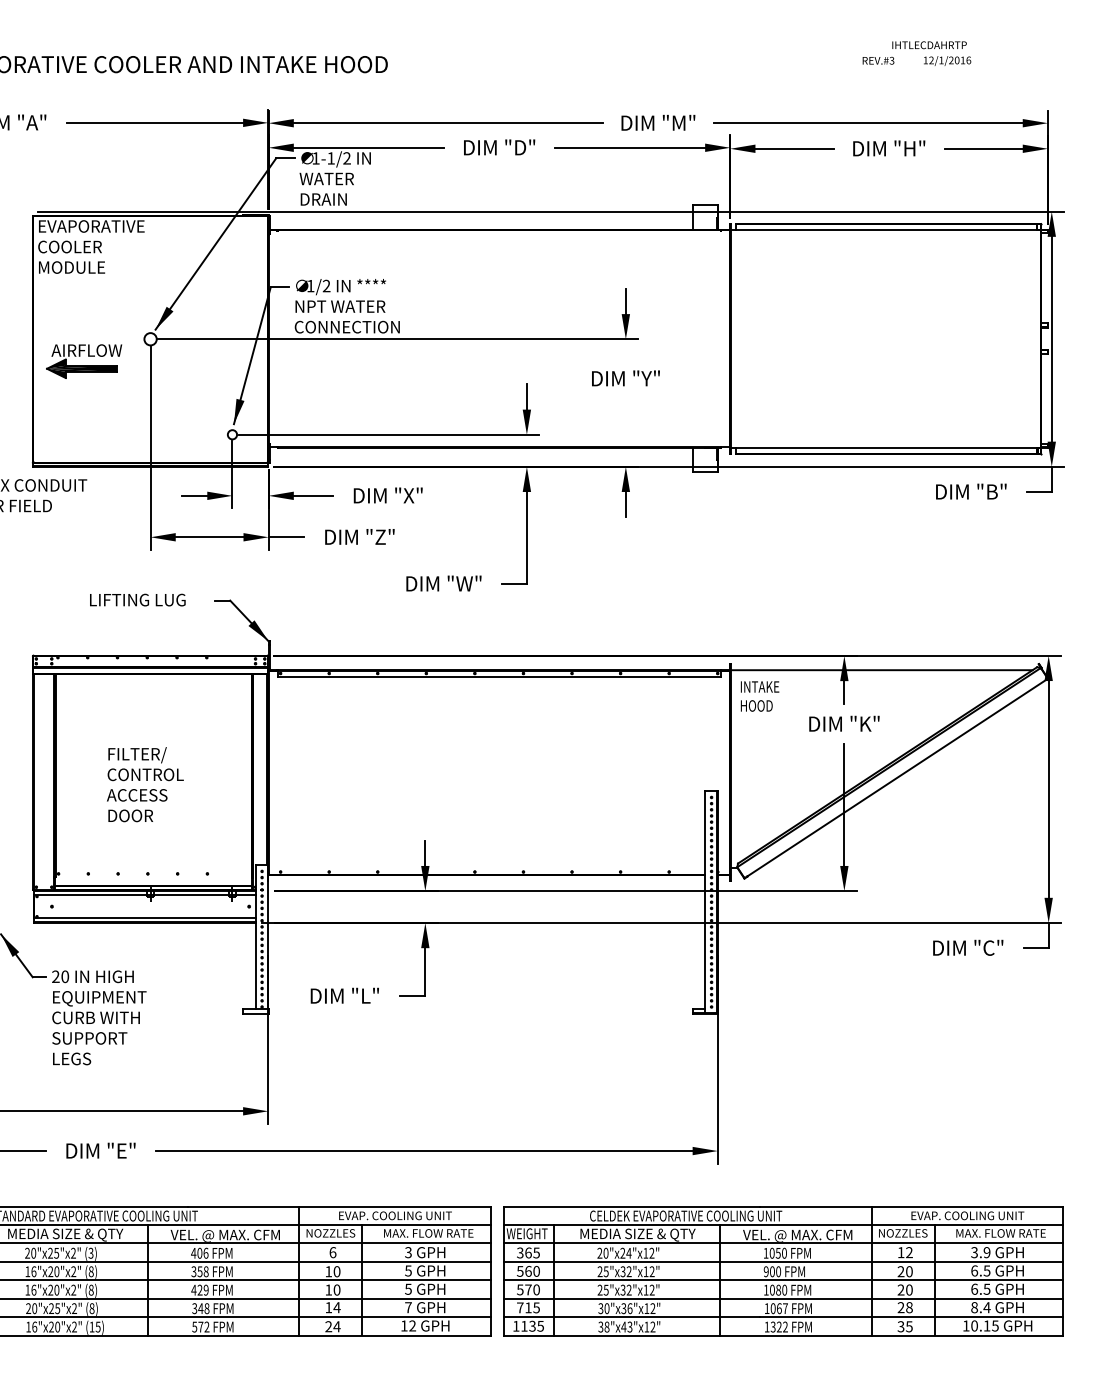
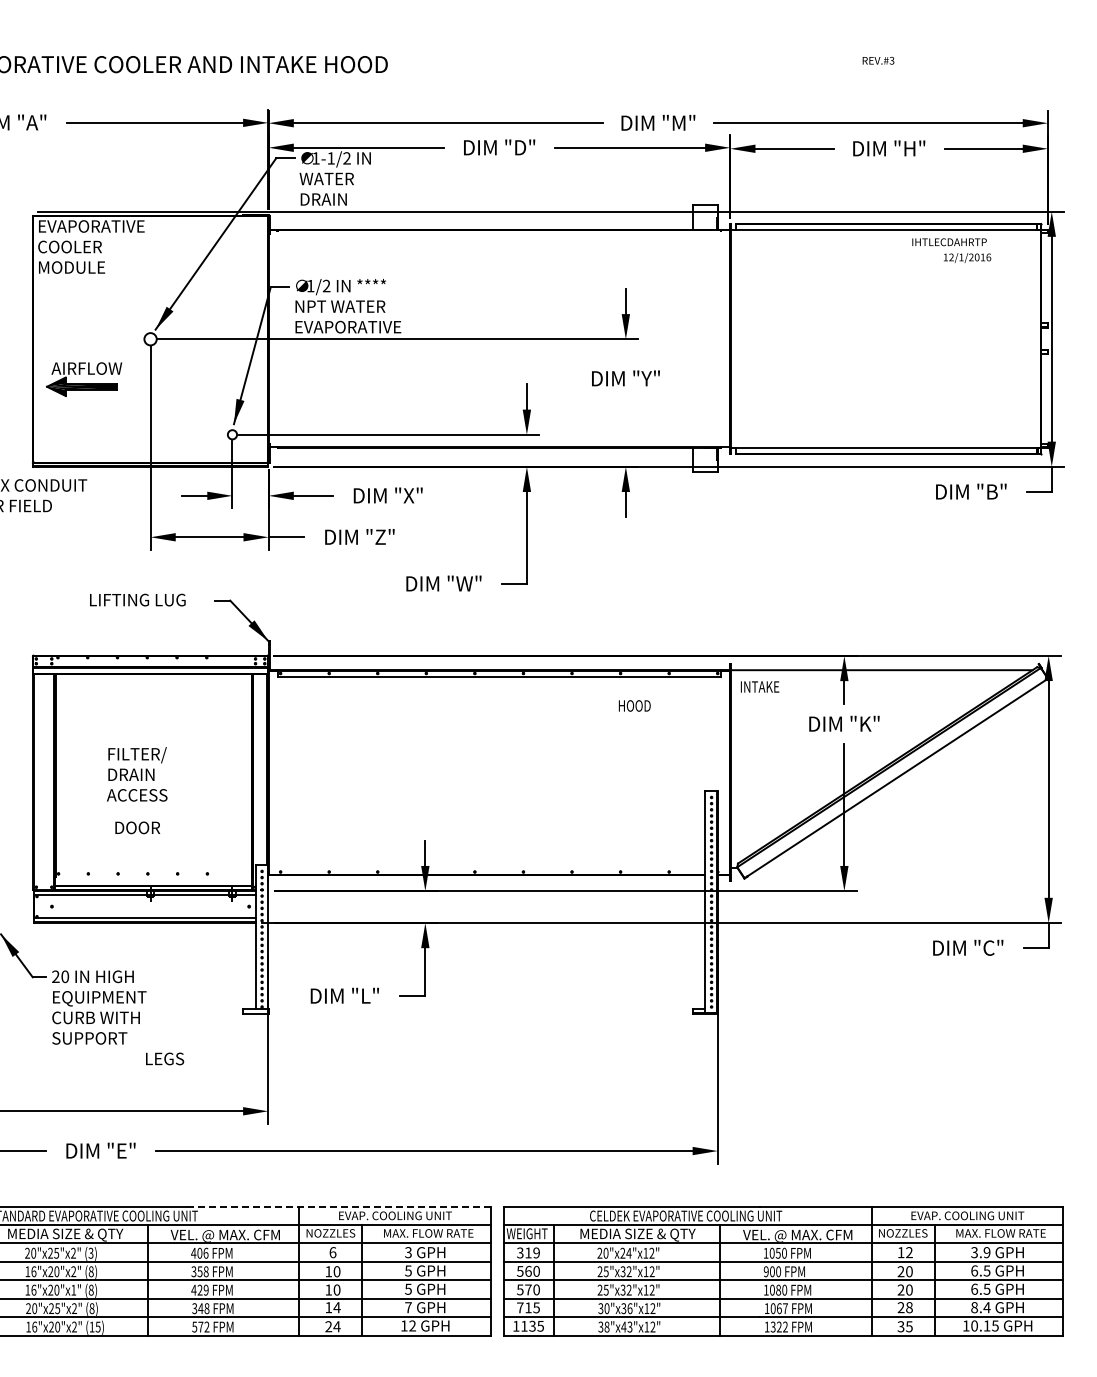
text position: (931, 53) -> (951, 250) (951, 250)
text: CONNECTION -> EVAPORATIVE (347, 326)
part position: (84, 361) -> (84, 379) (84, 379)
text position: (756, 705) -> (634, 705) (634, 705)
text: CONTROL -> DRAIN (145, 774)
text position: (130, 815) -> (137, 827) (137, 827)
text position: (72, 1058) -> (165, 1058) (165, 1058)
line: solid -> dashed (338, 1207)
text: 365 -> 319 (532, 1252)
text: 16"x20"x2" -> 16"x20"x1" (73, 1289)
